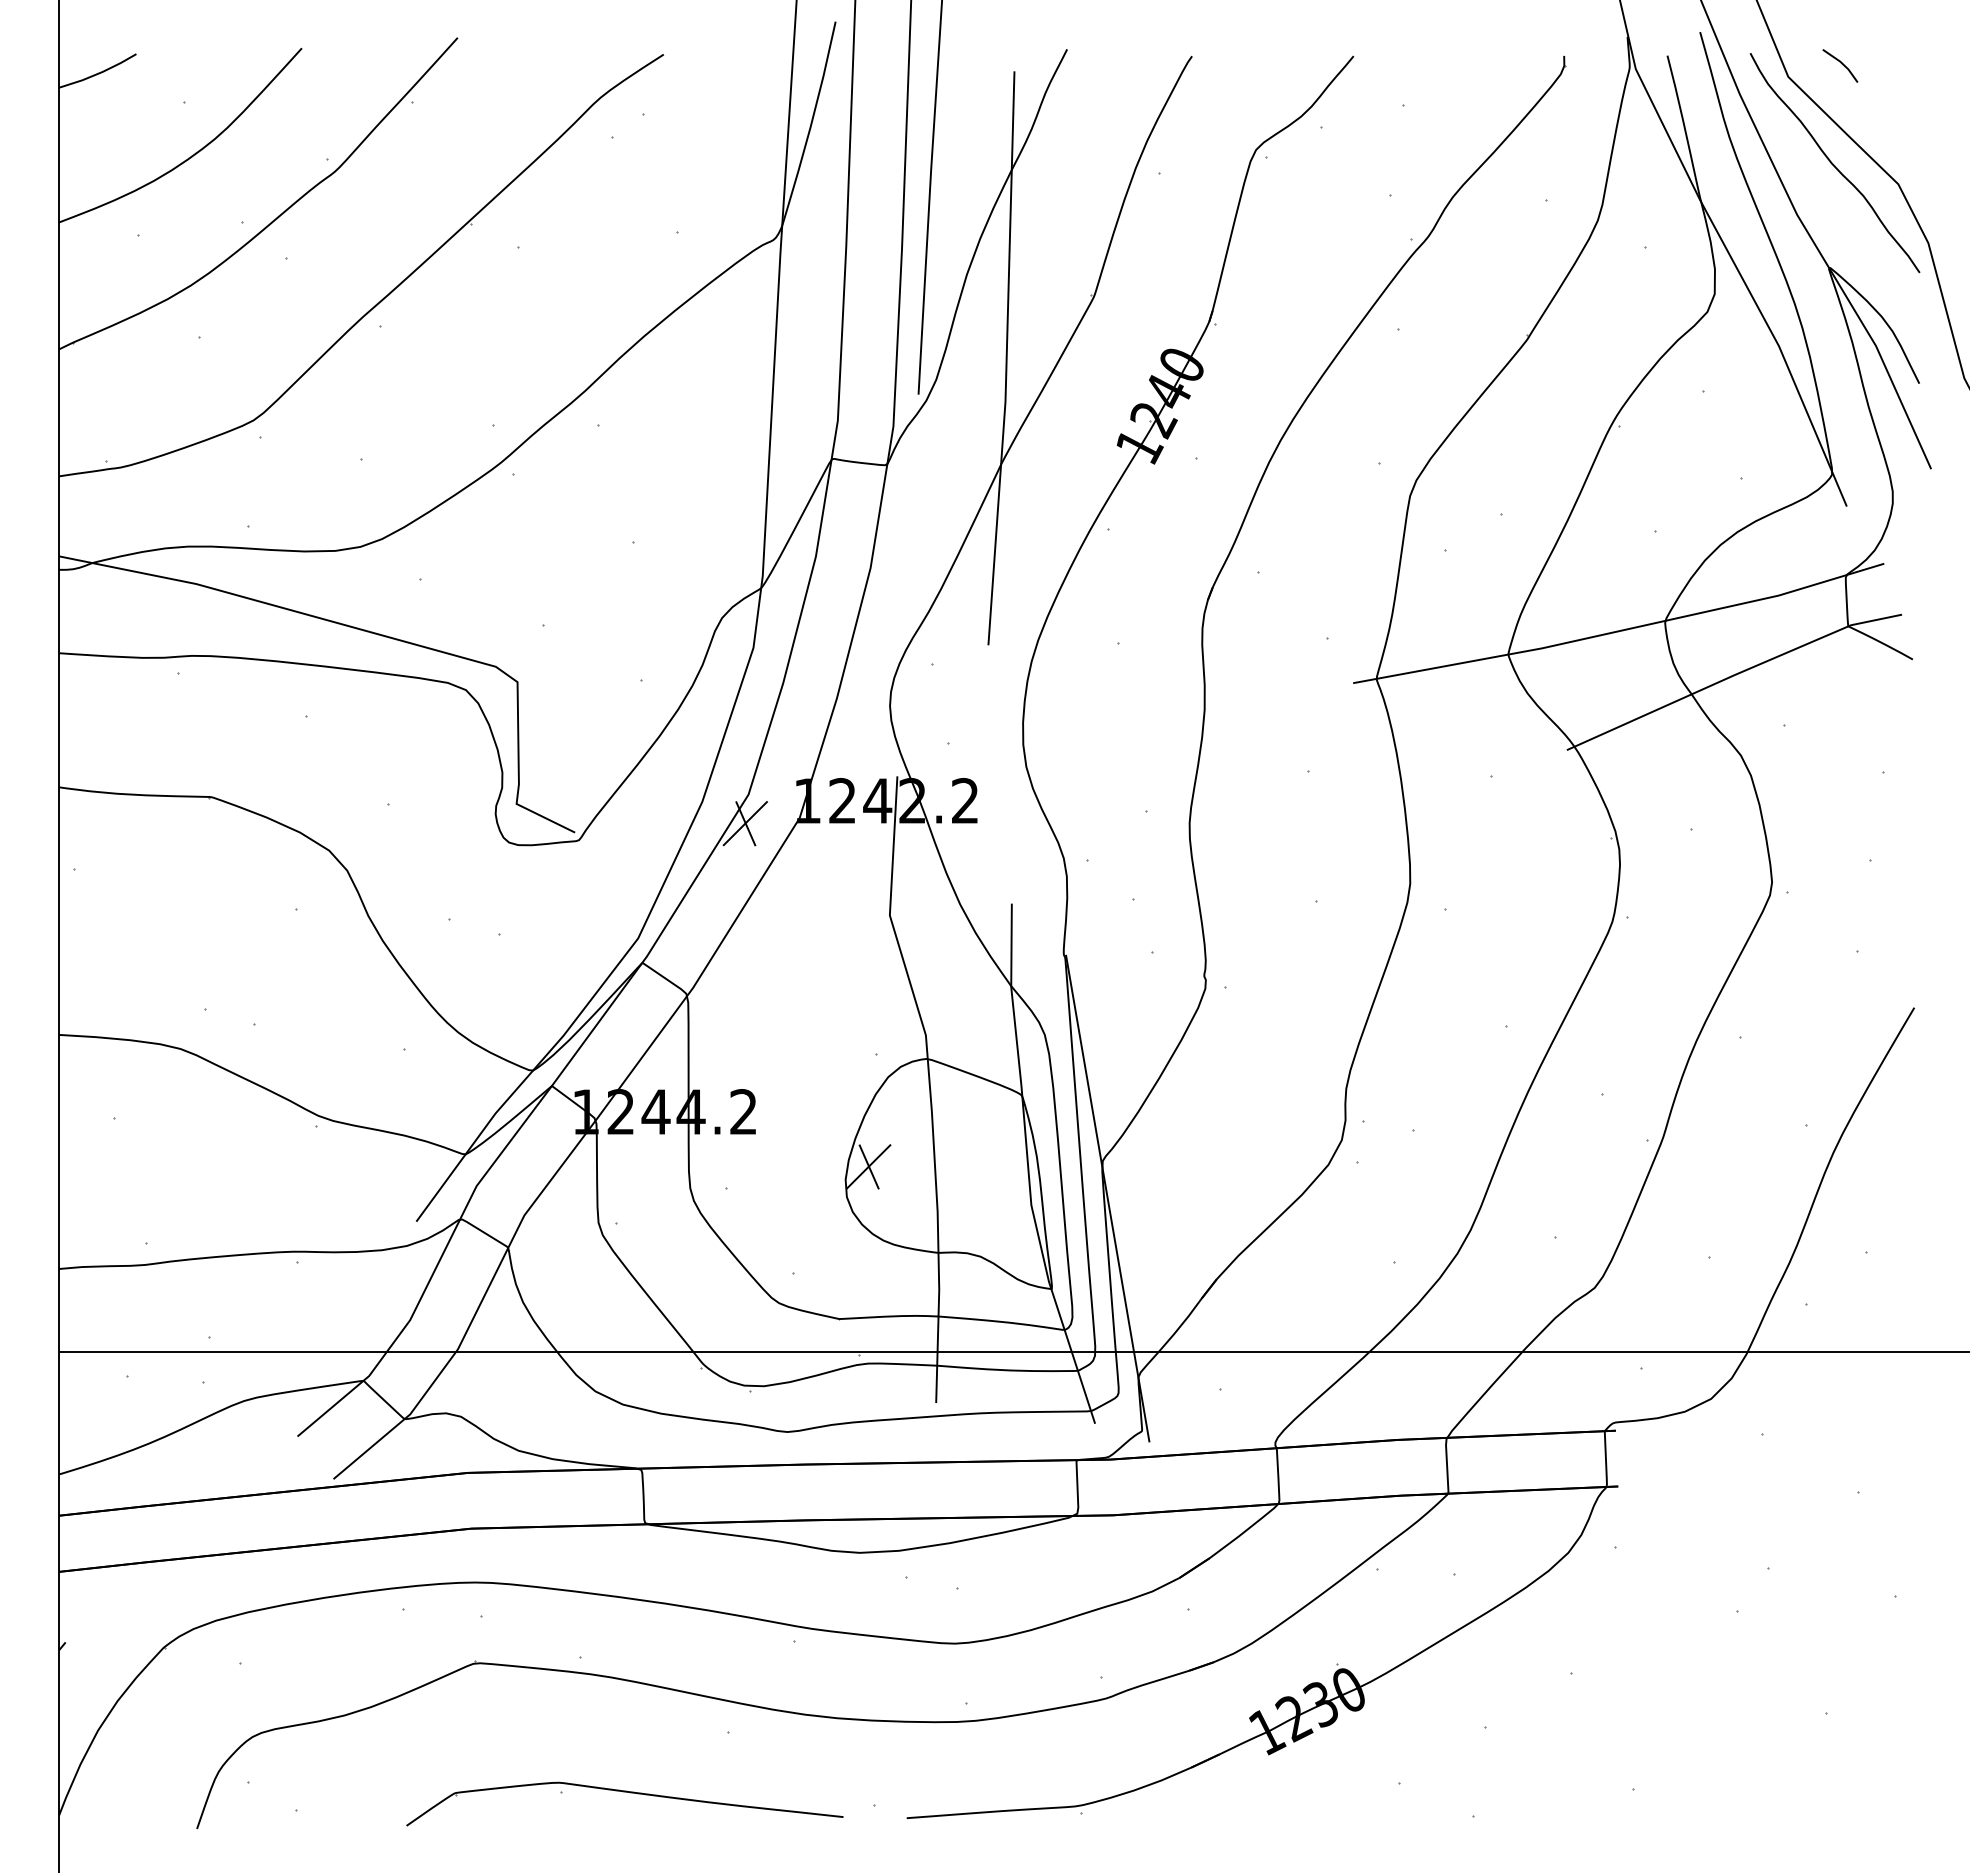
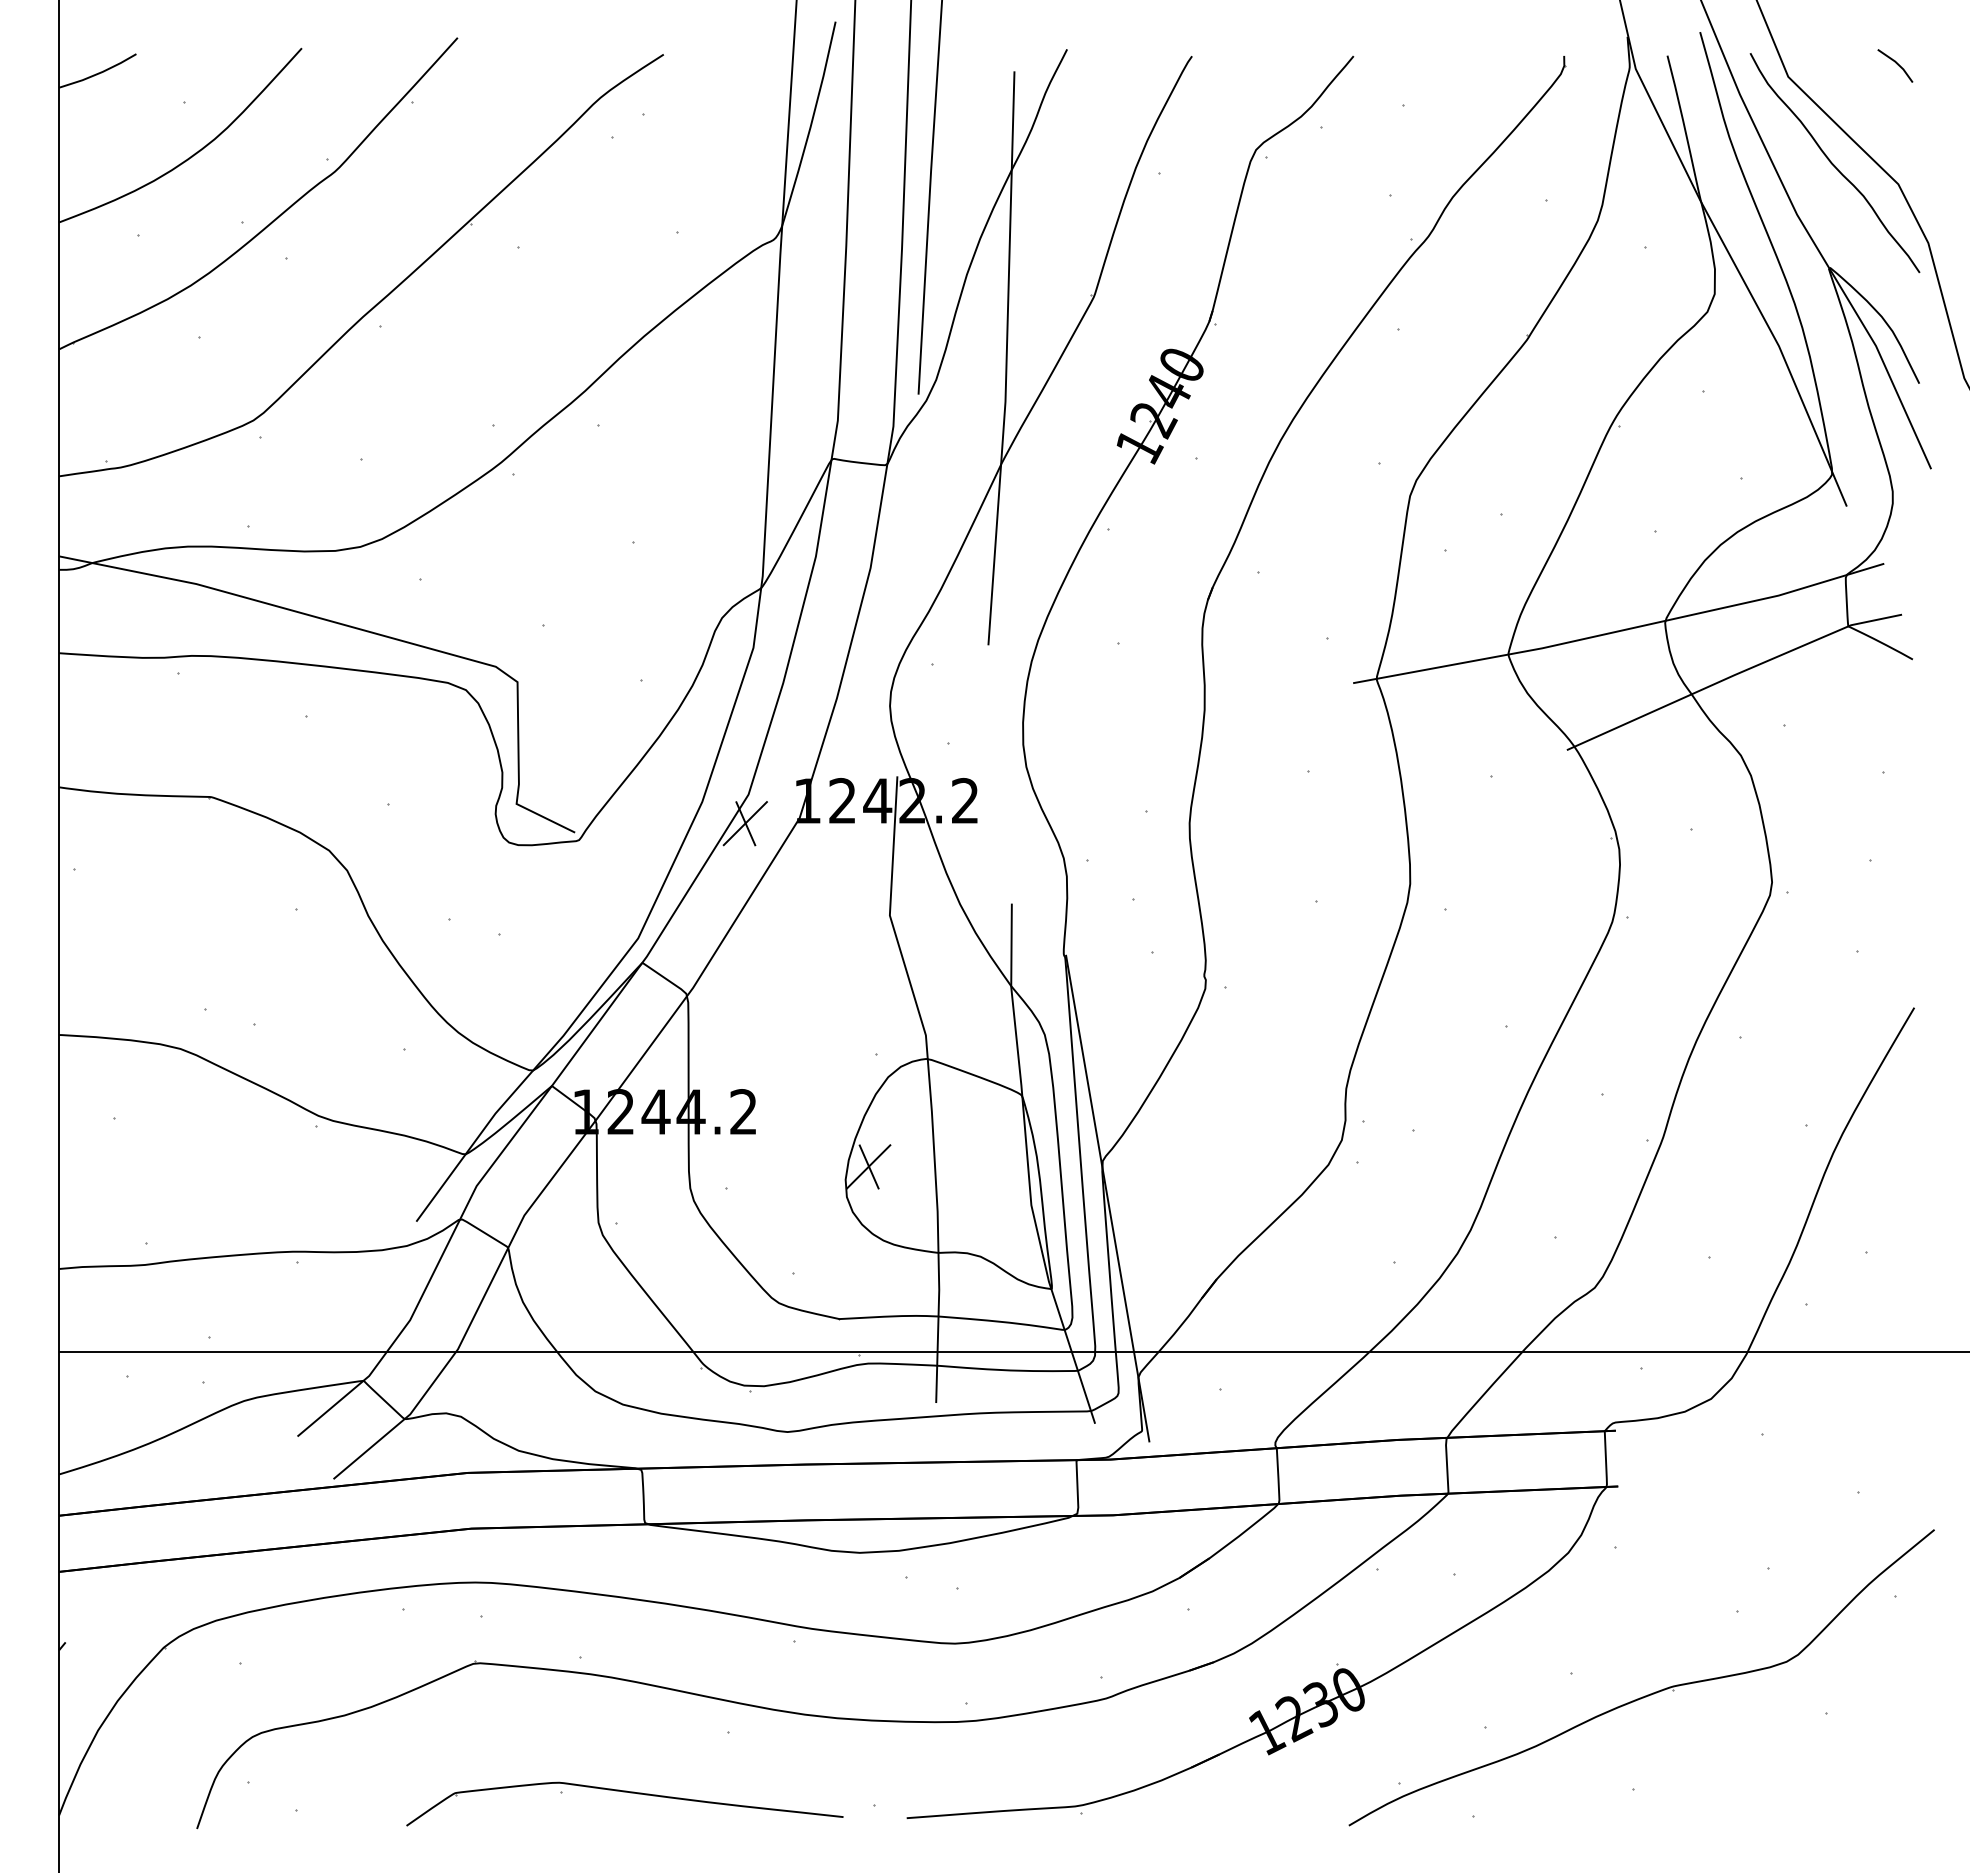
line position: (1841, 64) -> (1896, 64) (1896, 64)
part: none -> present (1647, 1694)
